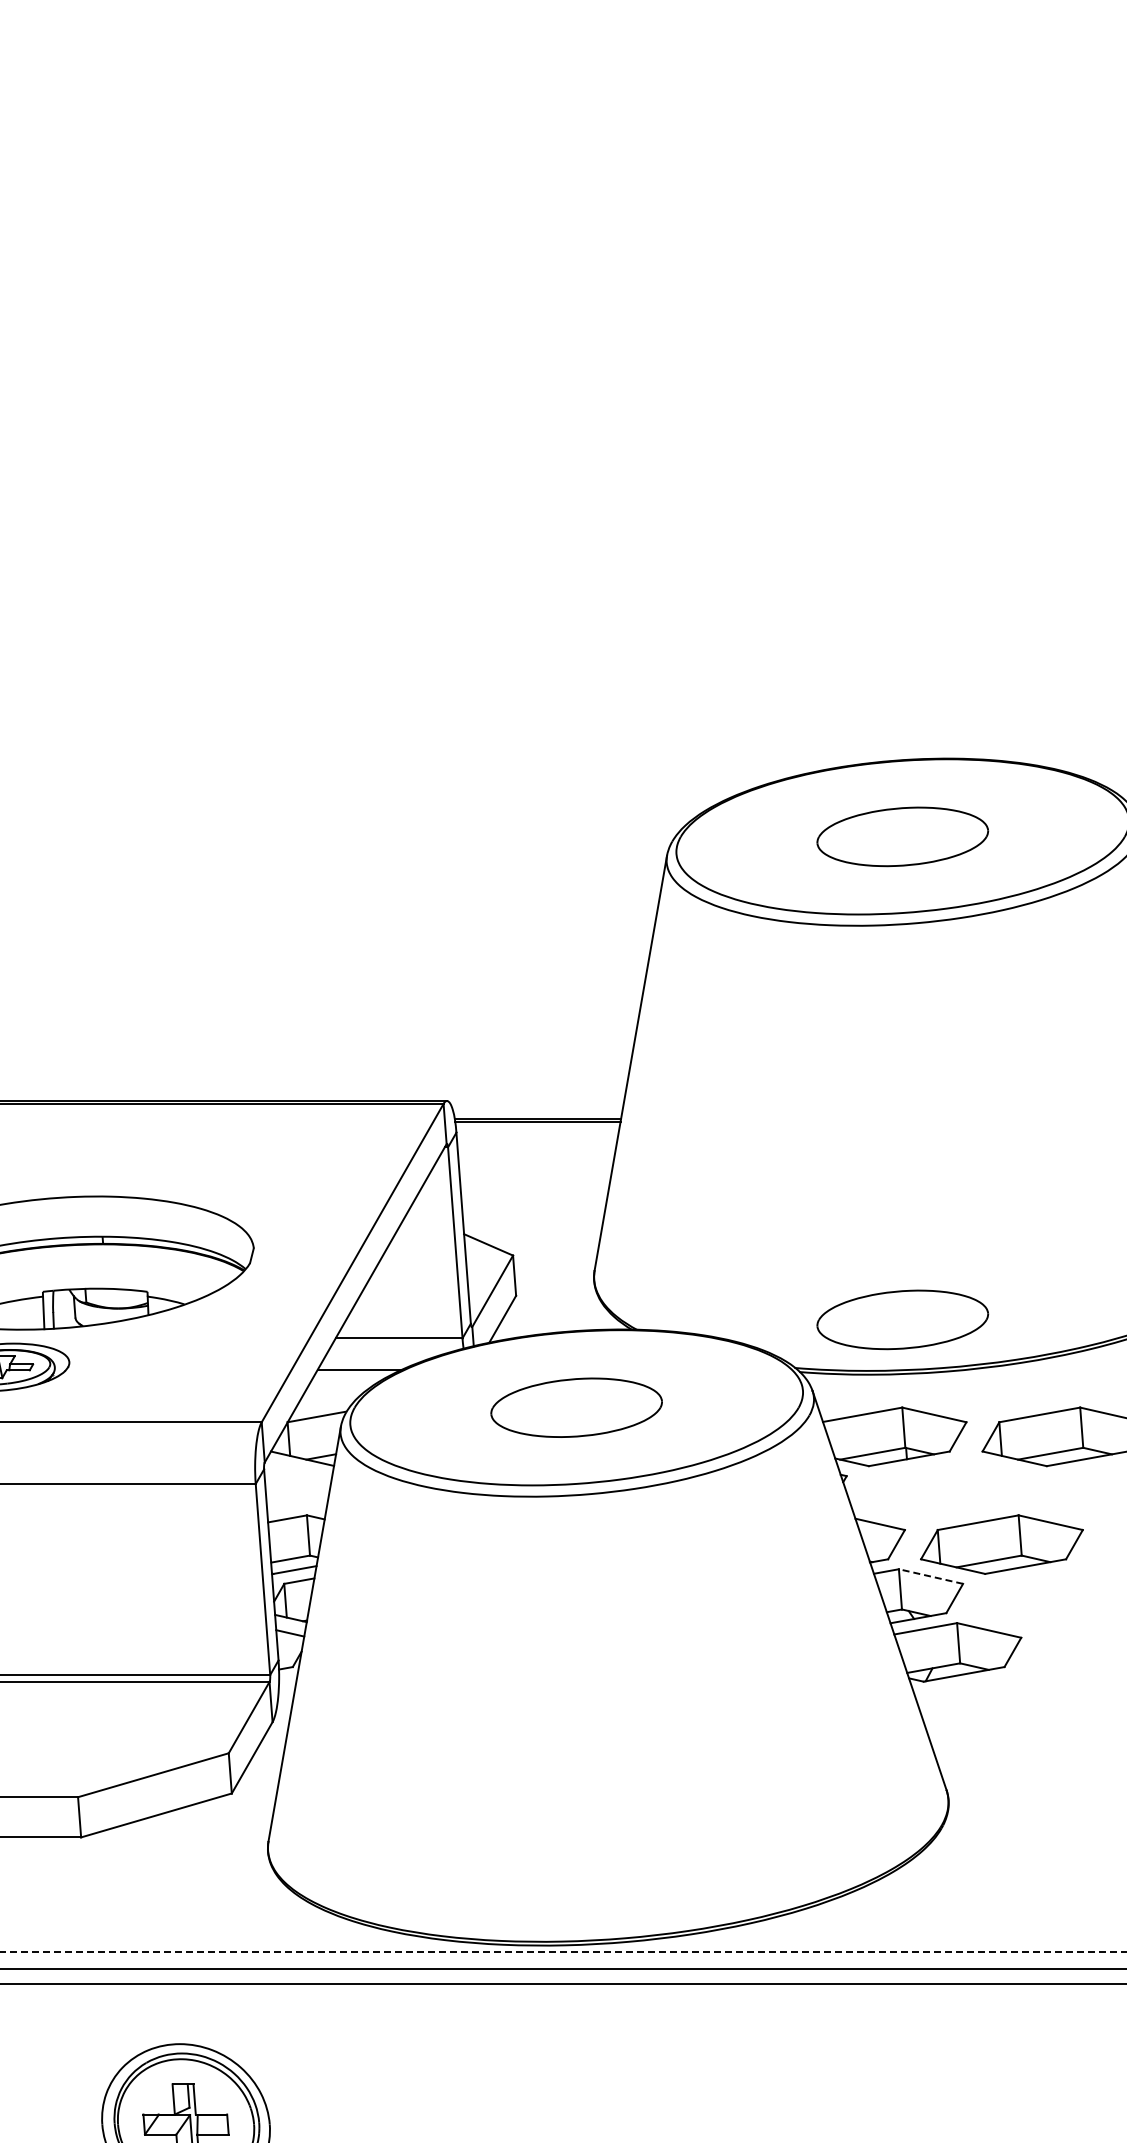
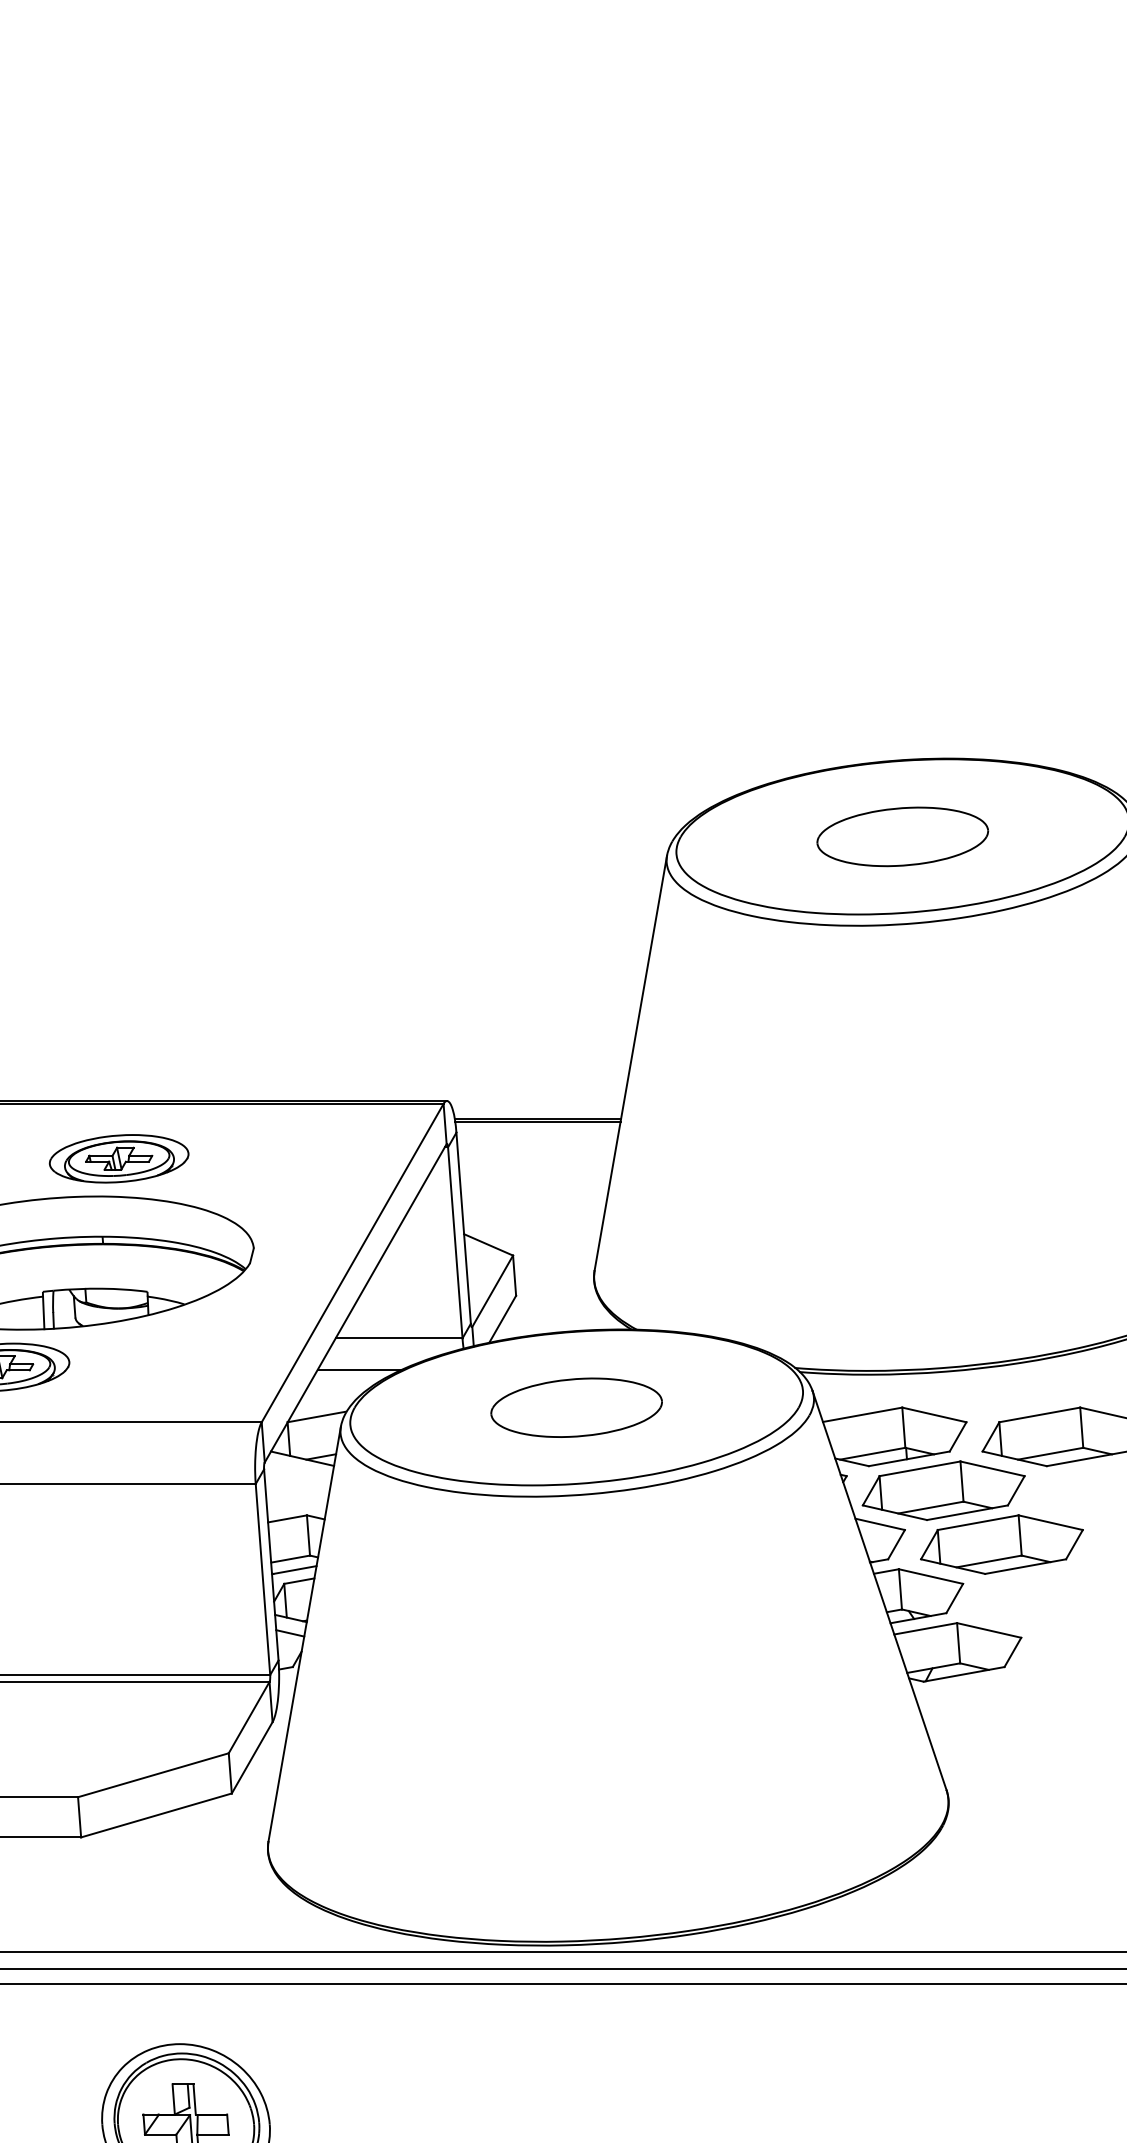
part: none -> present (118, 1158)
part: present -> none (902, 1319)
part: none -> present (943, 1490)
line: dashed -> solid (931, 1576)
line: dashed -> solid (563, 1951)
